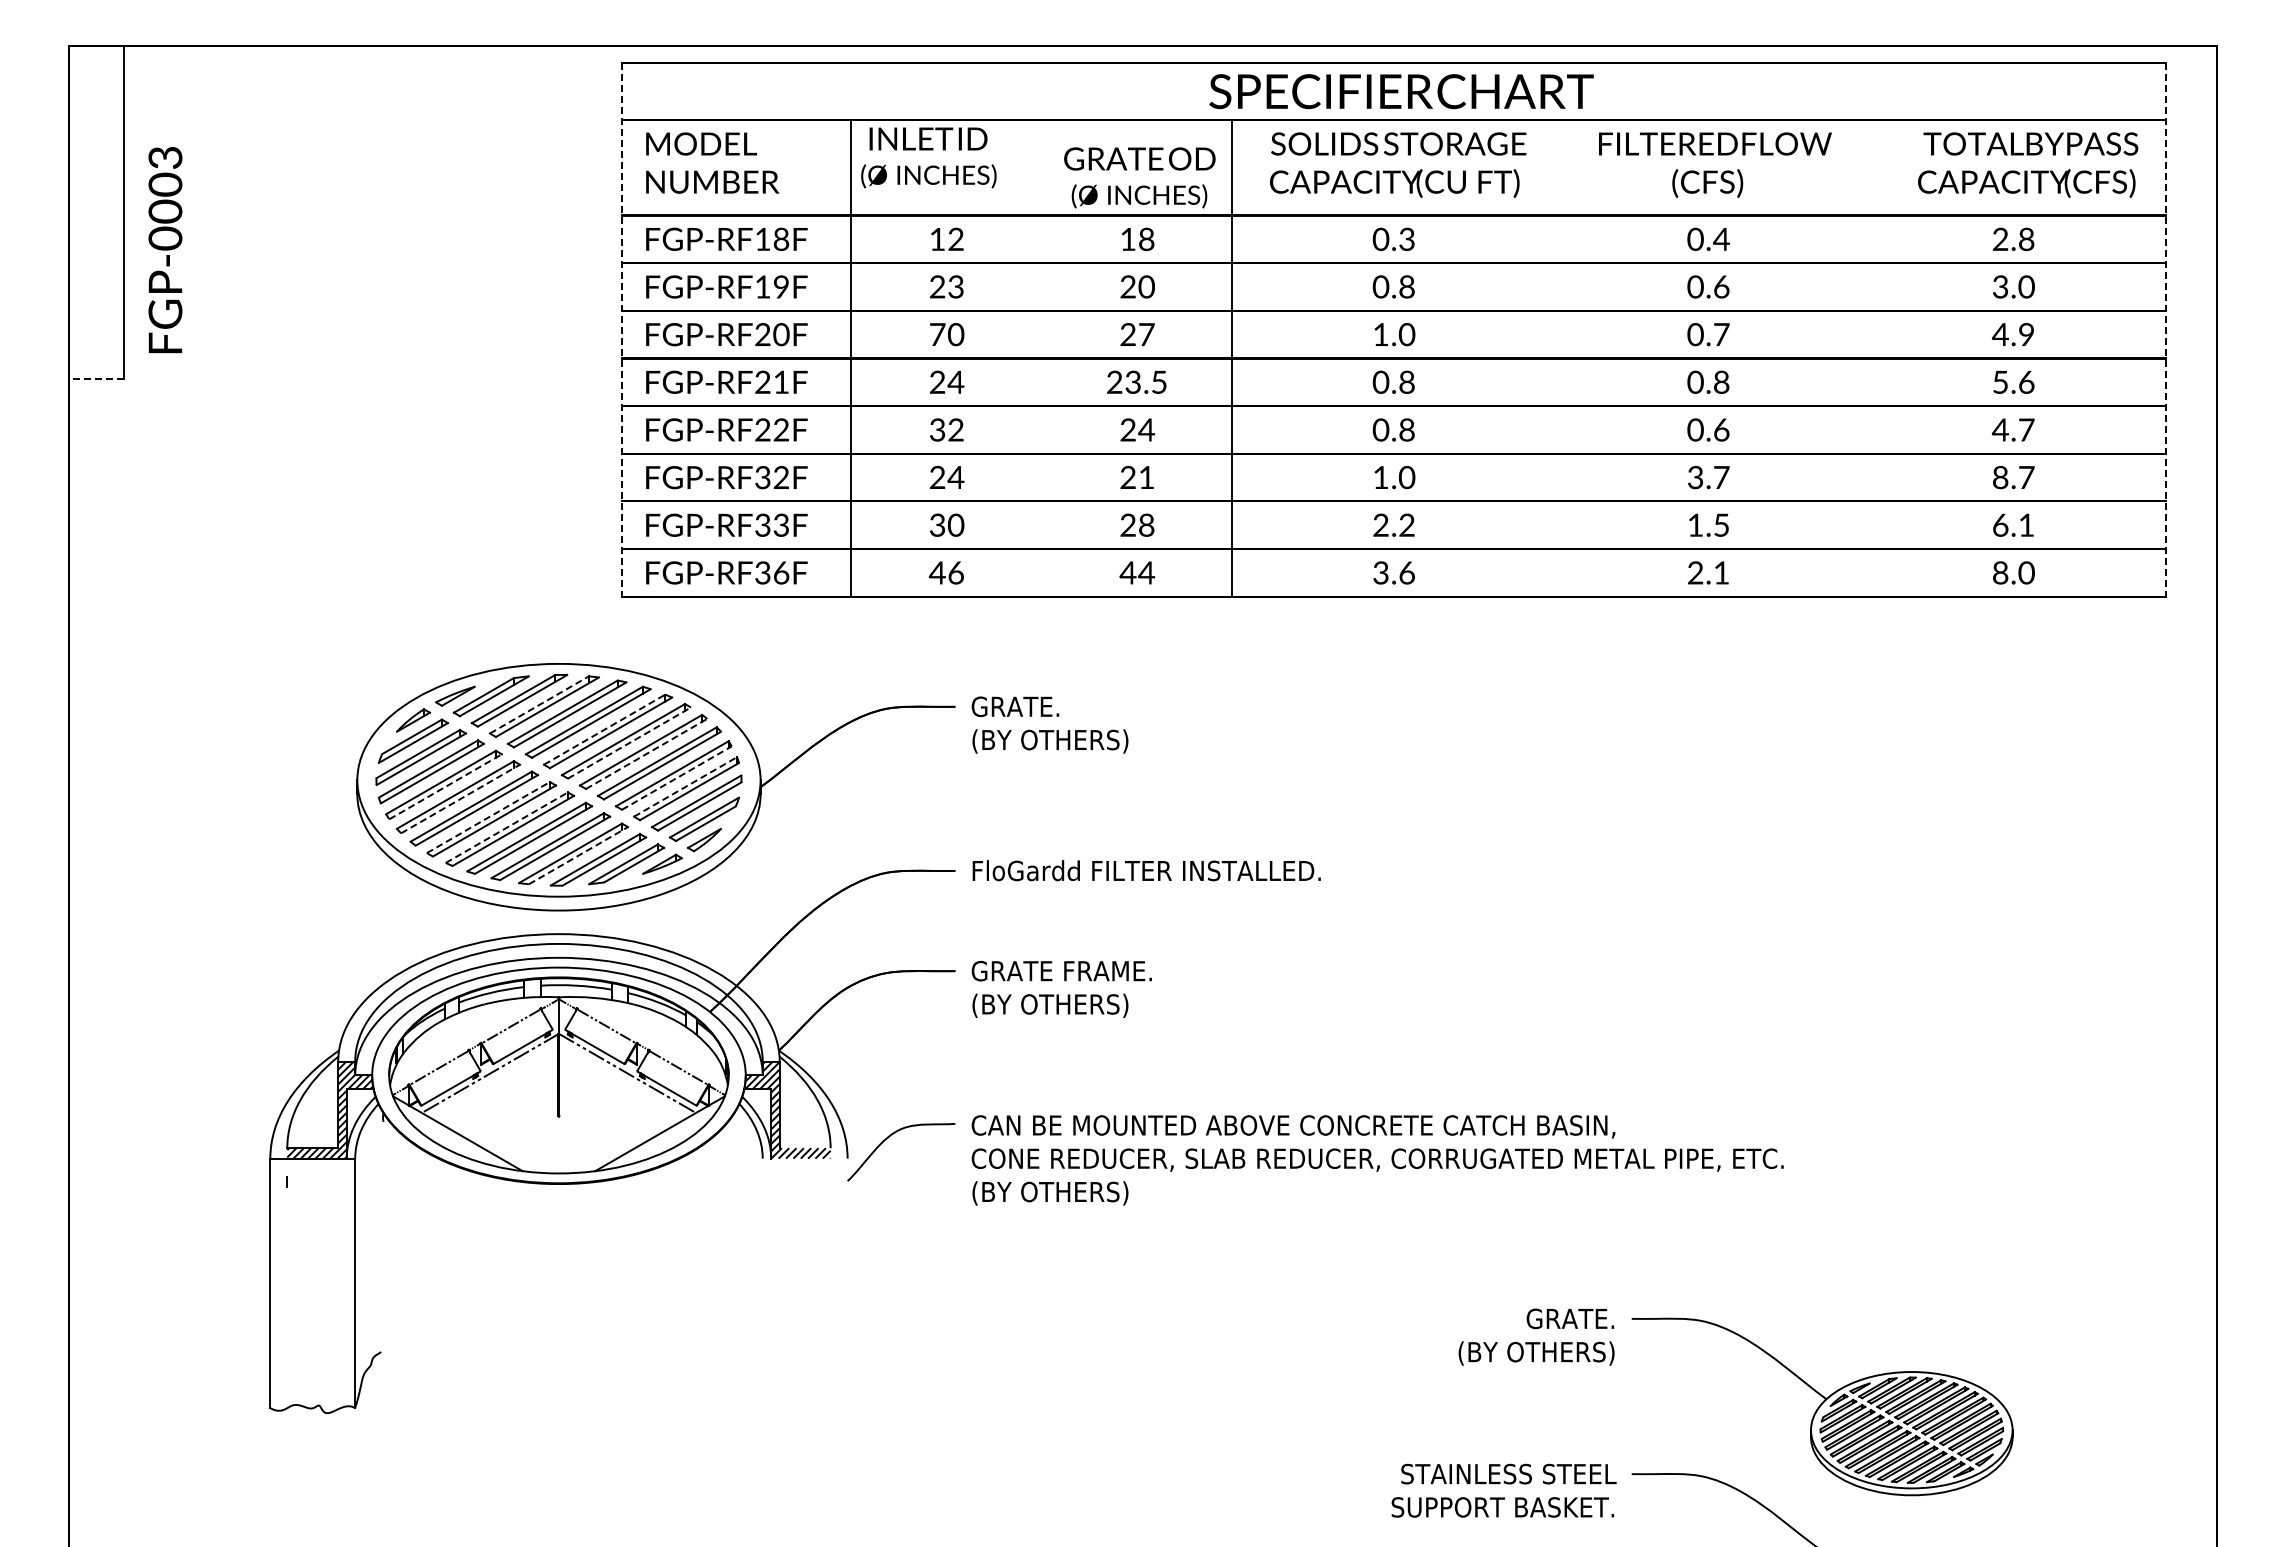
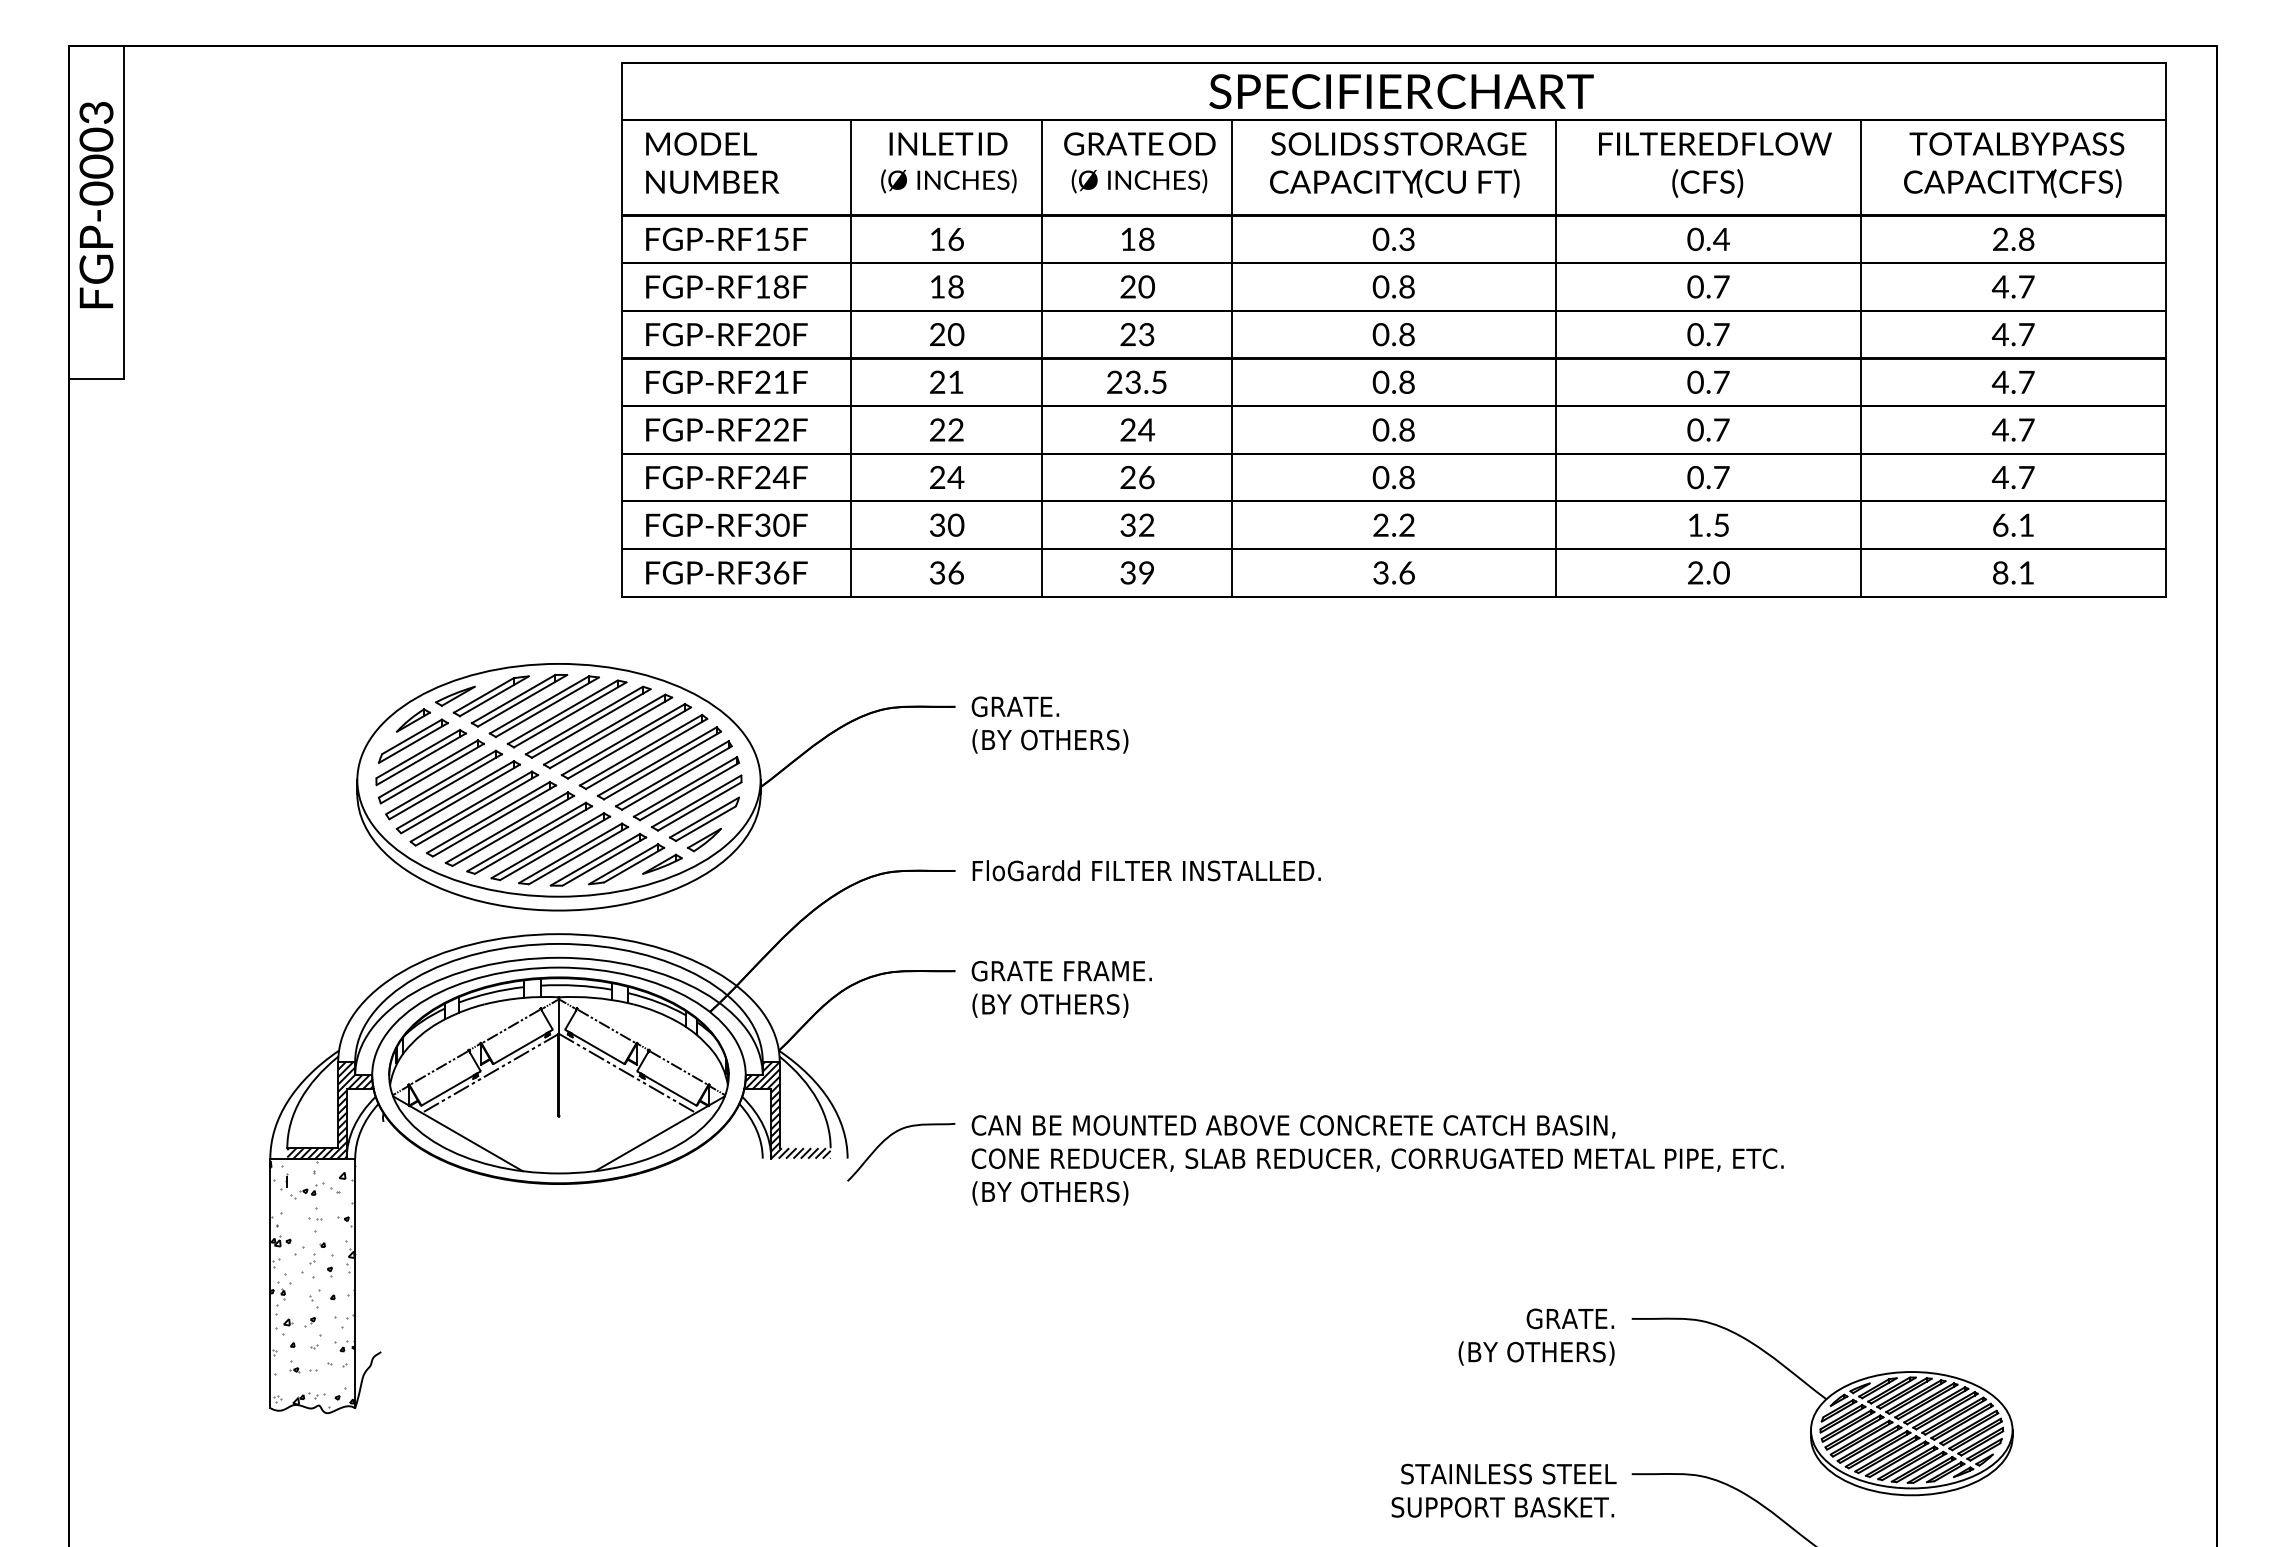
text position: (928, 157) -> (948, 162) (948, 162)
text position: (2028, 164) -> (2014, 164) (2014, 164)
text position: (1139, 177) -> (1139, 162) (1139, 162)
text: FGP-RF18F -> FGP-RF15F (781, 238)
text: 12 -> 16 (955, 238)
text position: (165, 250) -> (96, 205) (96, 205)
text: 23 -> 18 (946, 286)
text: 0.6 -> 0.7 (1721, 286)
text: 3.0 -> 4.7 (2012, 286)
text: FGP-RF19F -> FGP-RF18F (781, 287)
line: dashed -> solid (622, 329)
line: dashed -> solid (2166, 329)
text: 70 -> 20 (937, 334)
text: 27 -> 23 (1146, 334)
text: 1.0 -> 0.8 (1393, 334)
text: 4.9 -> 4.7 (2026, 334)
line: none -> present (1041, 358)
line: none -> present (1556, 358)
line: none -> present (1861, 358)
line: dashed -> solid (96, 379)
text: 24 -> 21 (955, 381)
text: 0.8 -> 0.7 (1721, 381)
text: 5.6 -> 4.7 (2012, 381)
text: 0.6 -> 0.7 (1721, 429)
text: 32 -> 22 (937, 431)
text: FGP-RF32F -> FGP-RF24F (772, 477)
text: 21 -> 26 (1146, 477)
text: 1.0 -> 0.8 (1393, 477)
text: 3.7 -> 0.7 (1695, 477)
text: 8.7 -> 4.7 (1999, 477)
text: FGP-RF33F -> FGP-RF30F (781, 524)
text: 28 -> 32 (1137, 525)
text: 46 -> 36 (936, 572)
text: 44 -> 39 (1137, 572)
text: 2.1 -> 2.0 (1721, 572)
text: 8.0 -> 8.1 (2026, 572)
line: dashed -> solid (539, 704)
line: dashed -> solid (605, 729)
line: dashed -> solid (629, 742)
line: dashed -> solid (647, 753)
line: dashed -> solid (677, 777)
line: dashed -> solid (445, 786)
line: dashed -> solid (685, 786)
line: dashed -> solid (460, 799)
line: dashed -> solid (488, 817)
line: dashed -> solid (506, 827)
line: dashed -> solid (578, 855)
hatch: none -> present (312, 1284)
